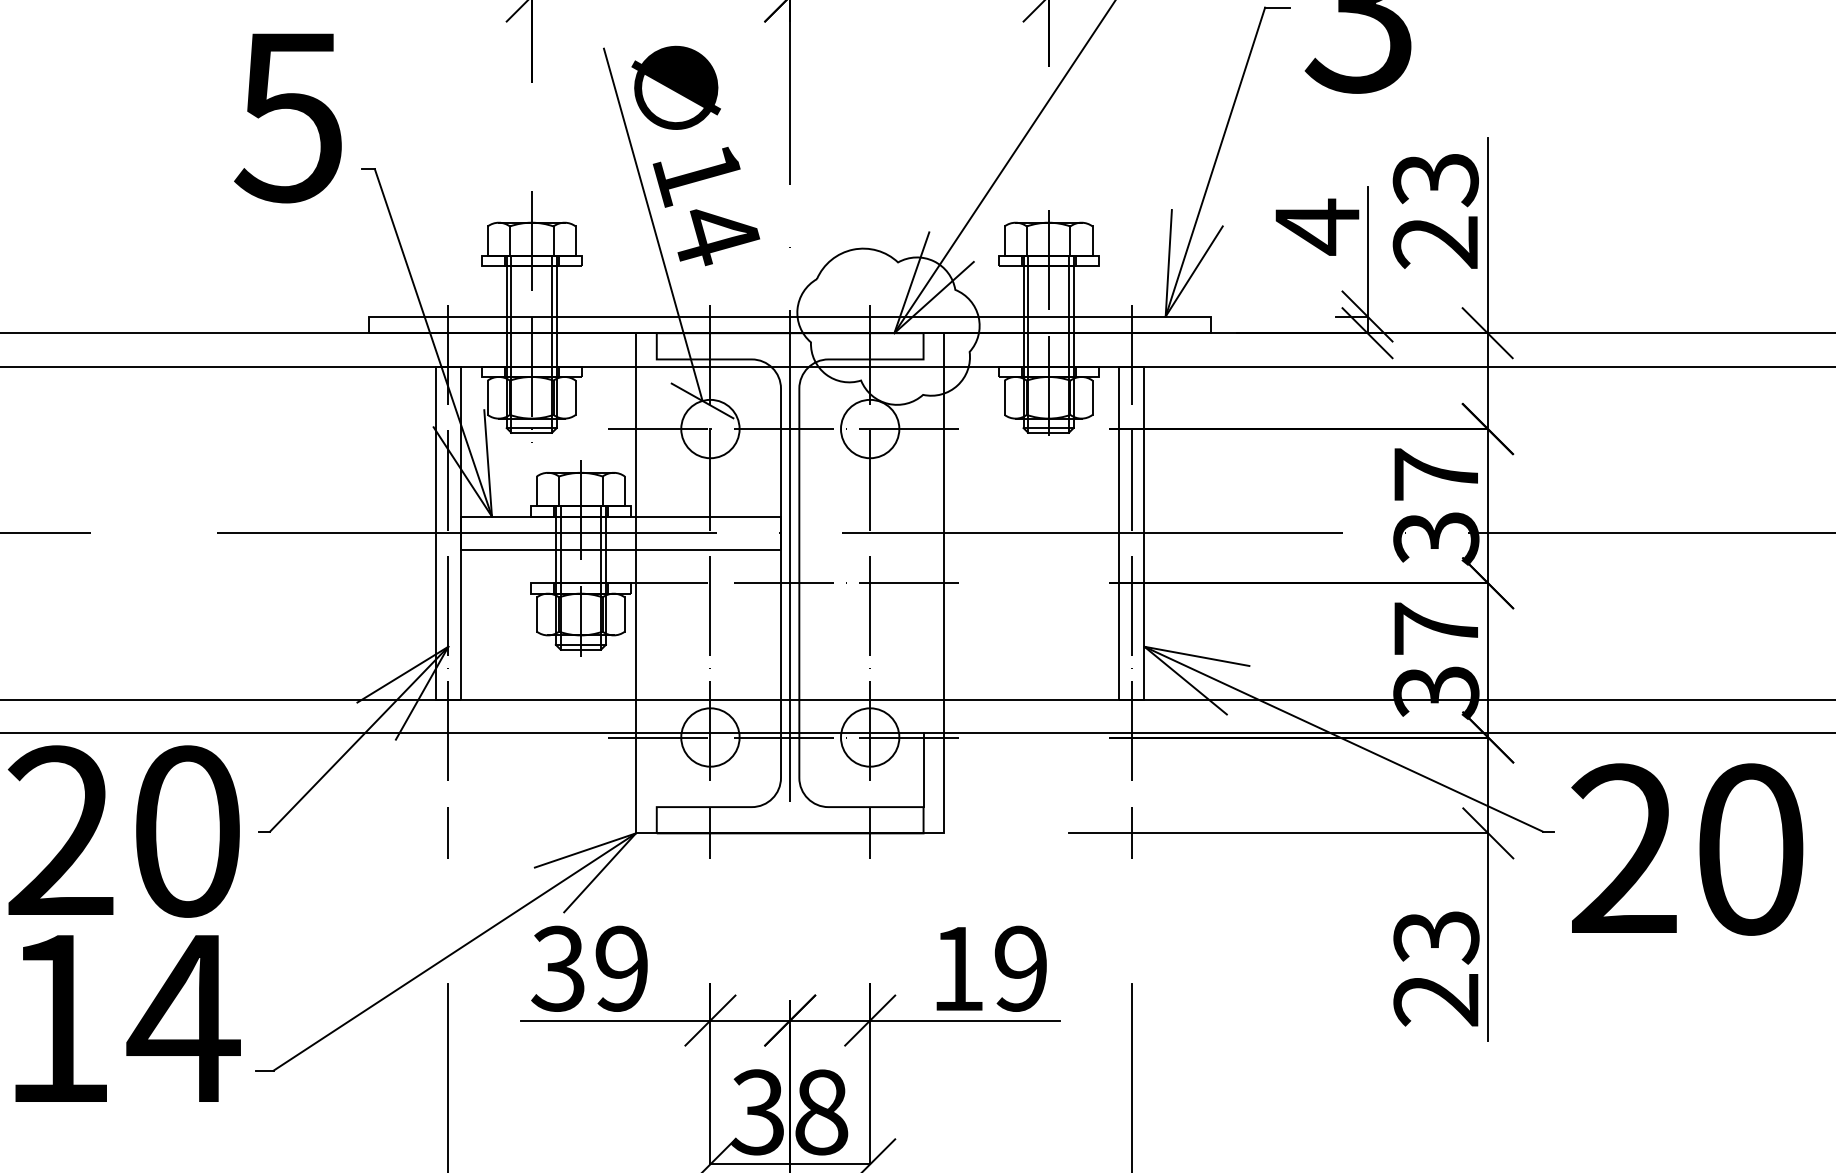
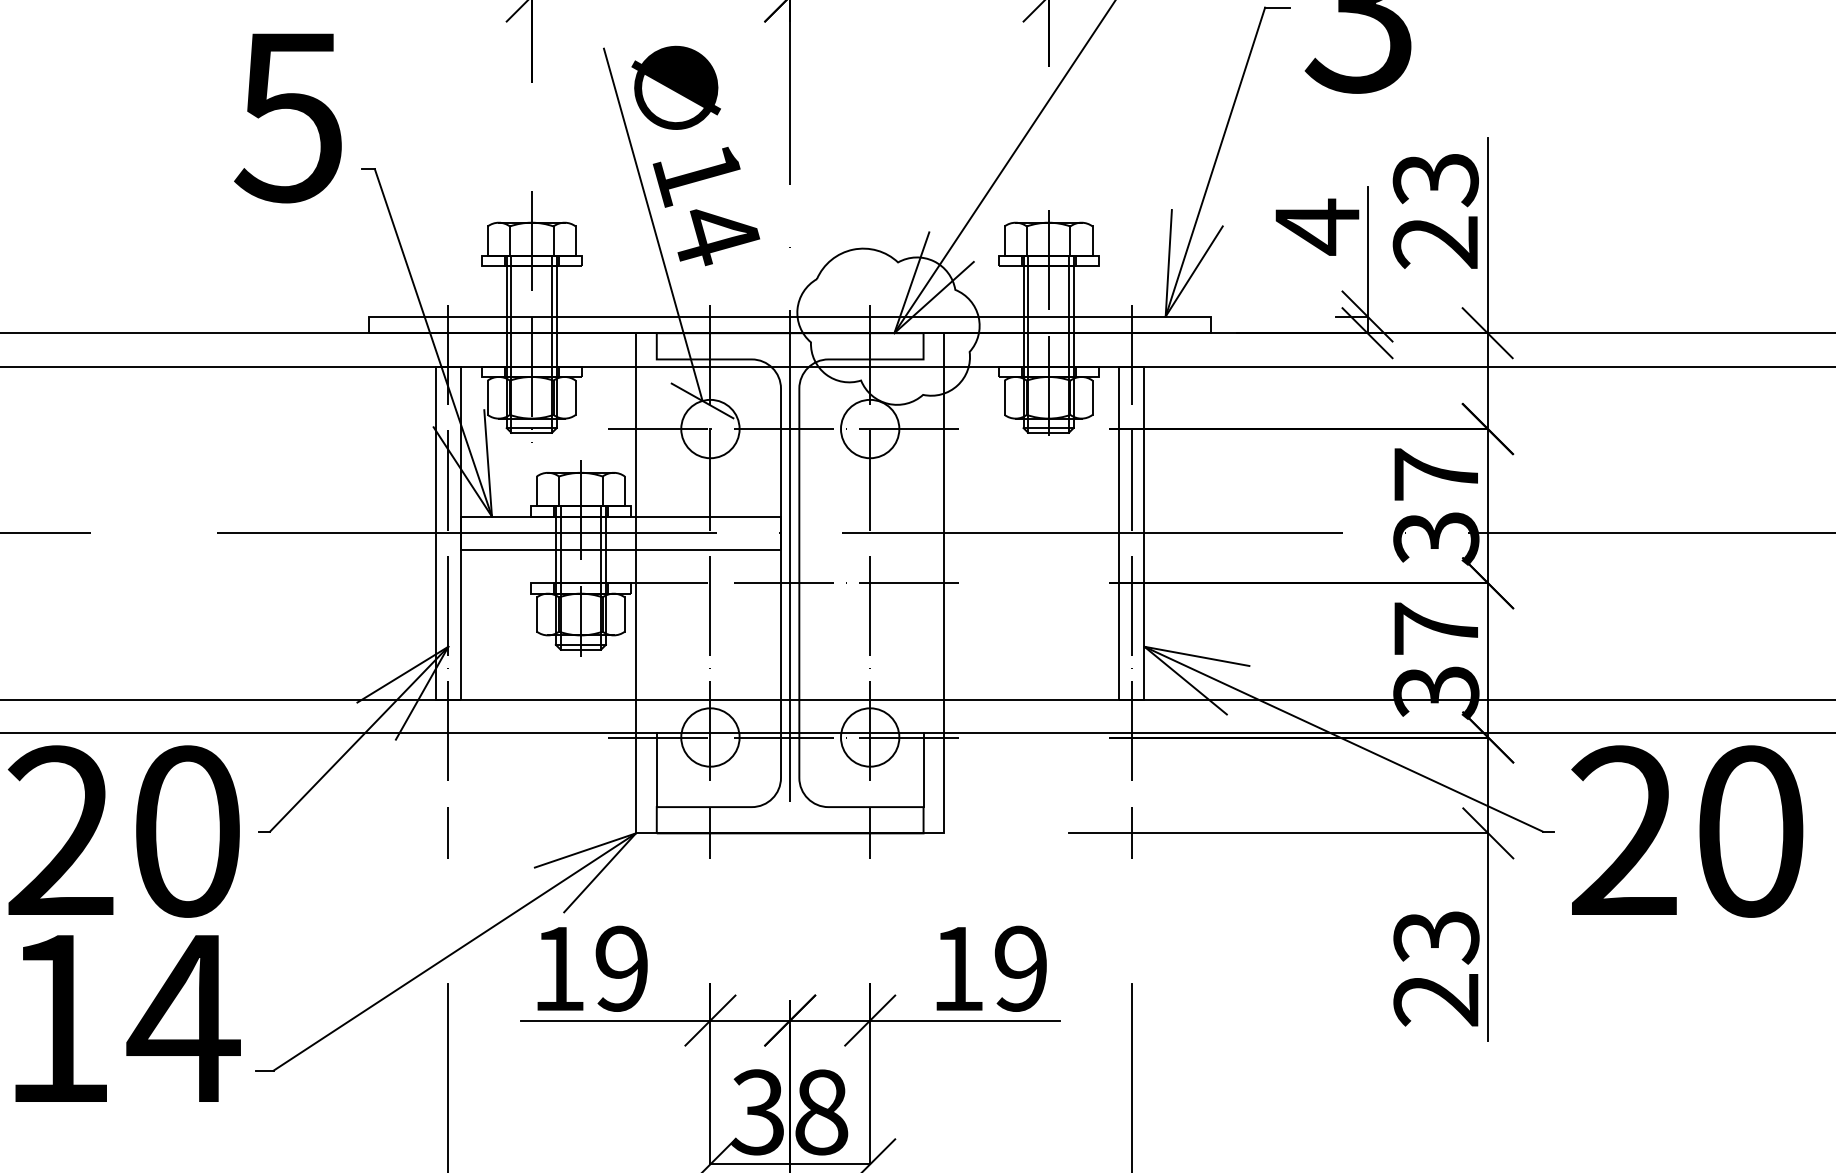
line: none -> present (656, 770)
text position: (1687, 849) -> (1687, 831) (1687, 831)
text: 39 -> 19 (557, 968)
